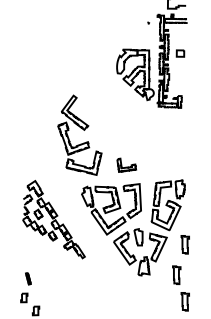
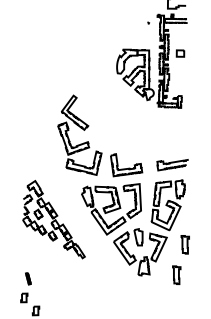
part size: 21x16 px -> 34x25 px (126, 165)
curve: none -> present (172, 166)
part: present -> none (184, 301)
